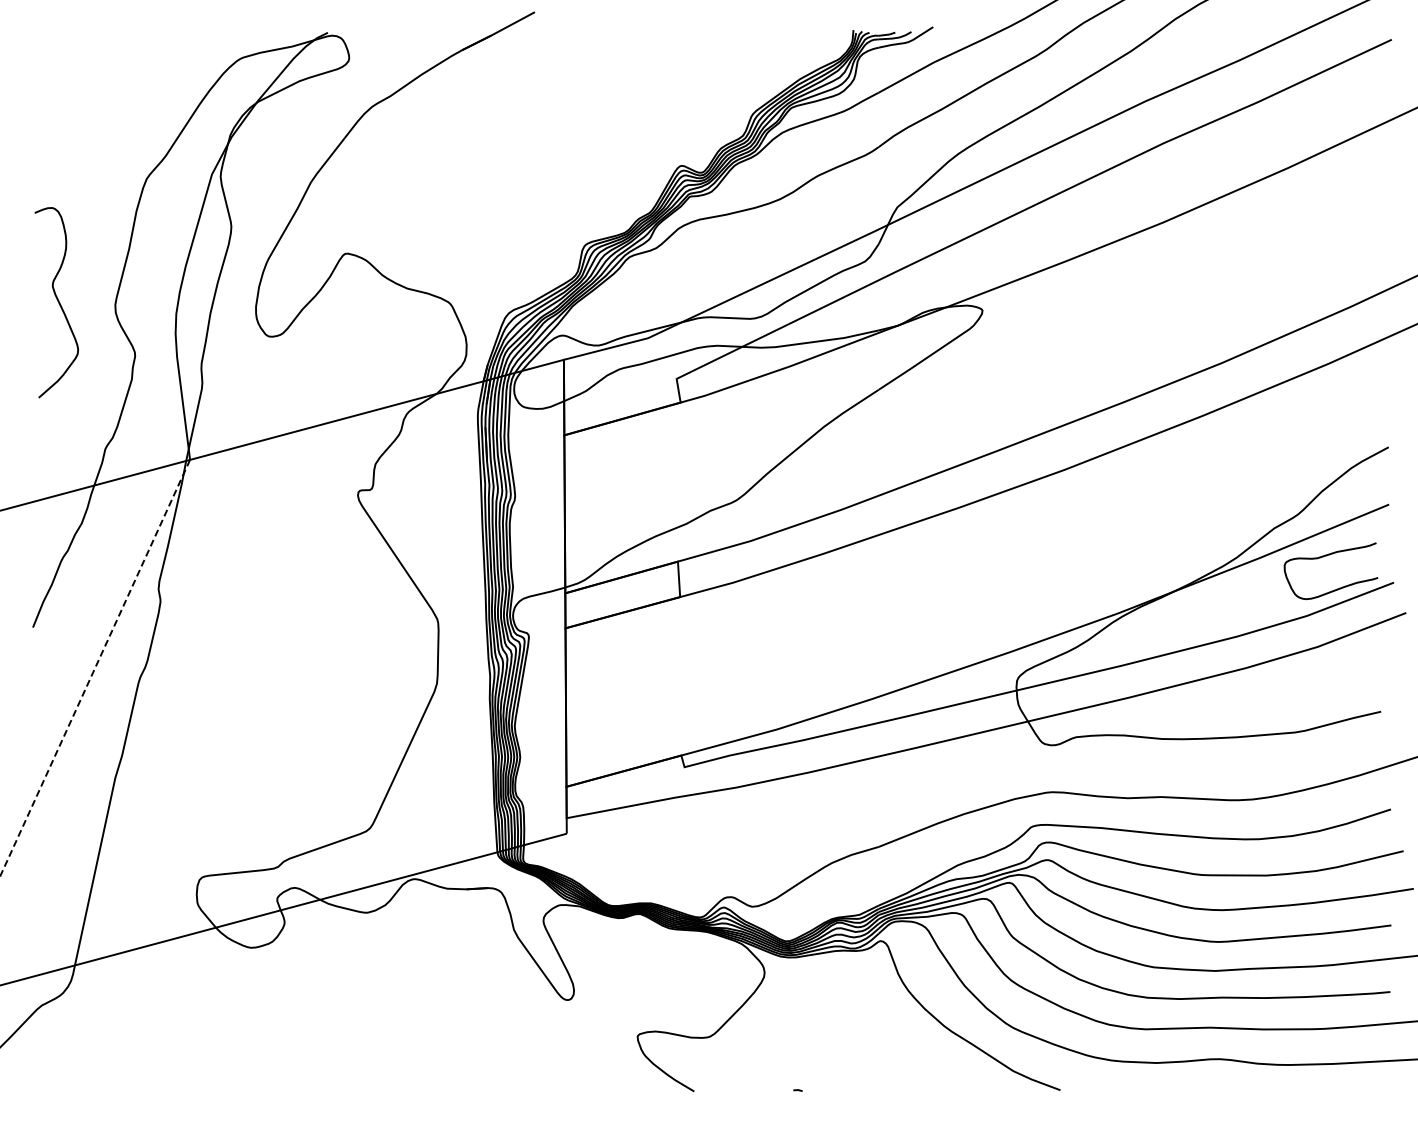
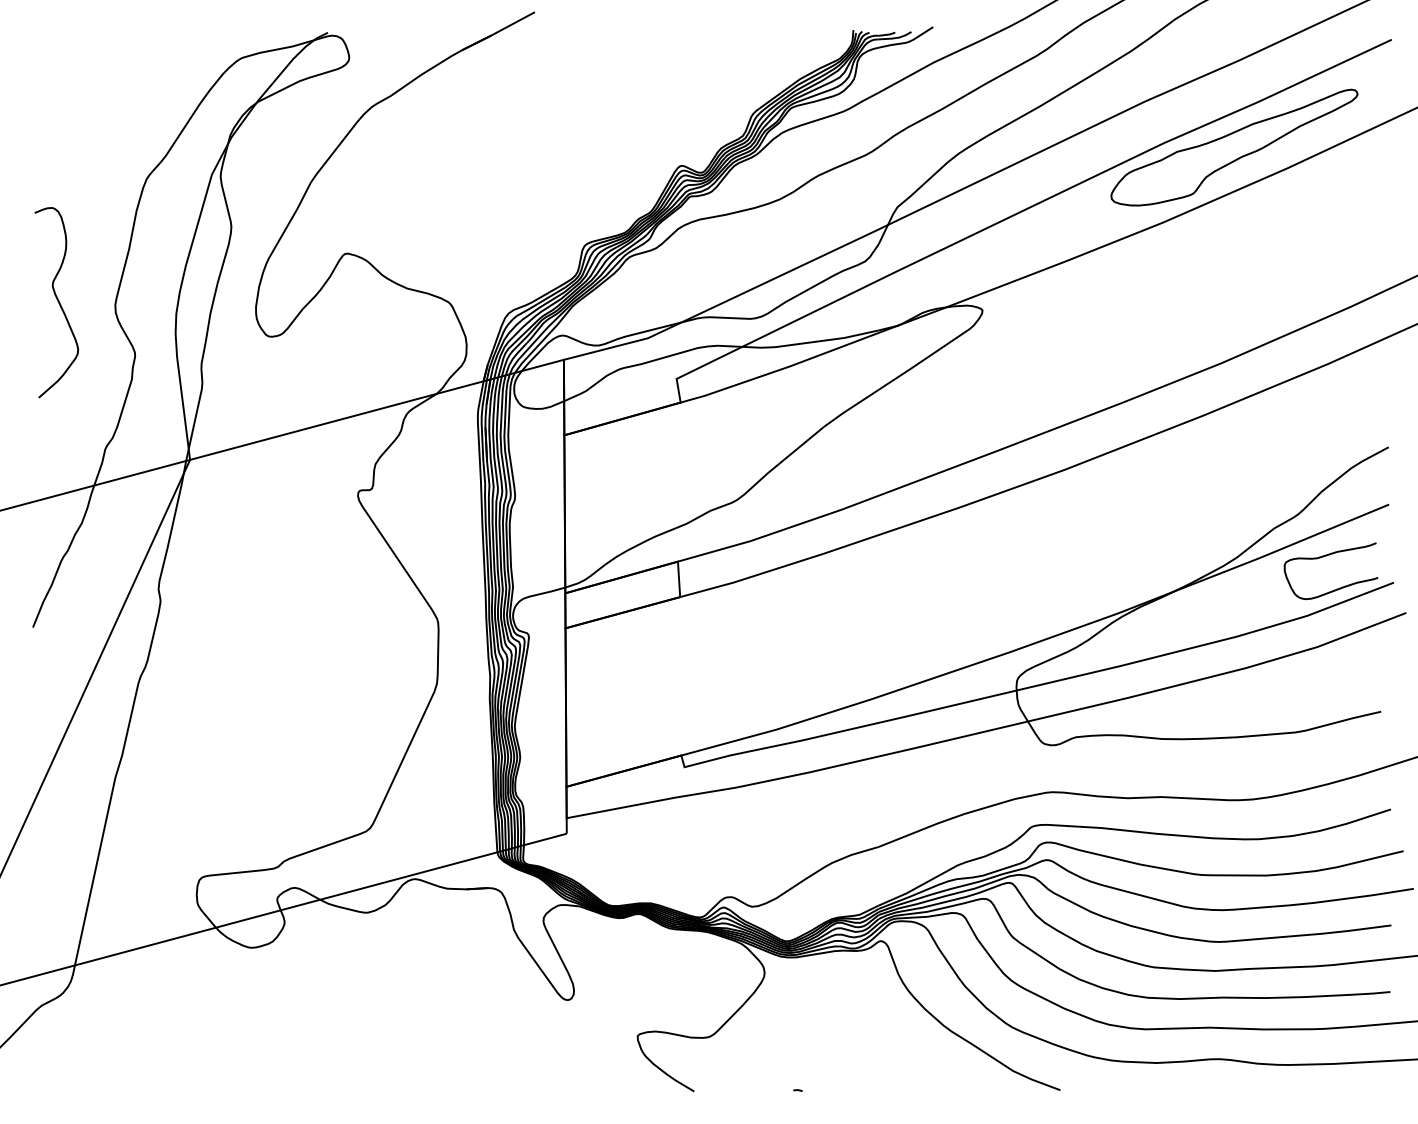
part: none -> present (1234, 147)
line: dashed -> solid (95, 668)
